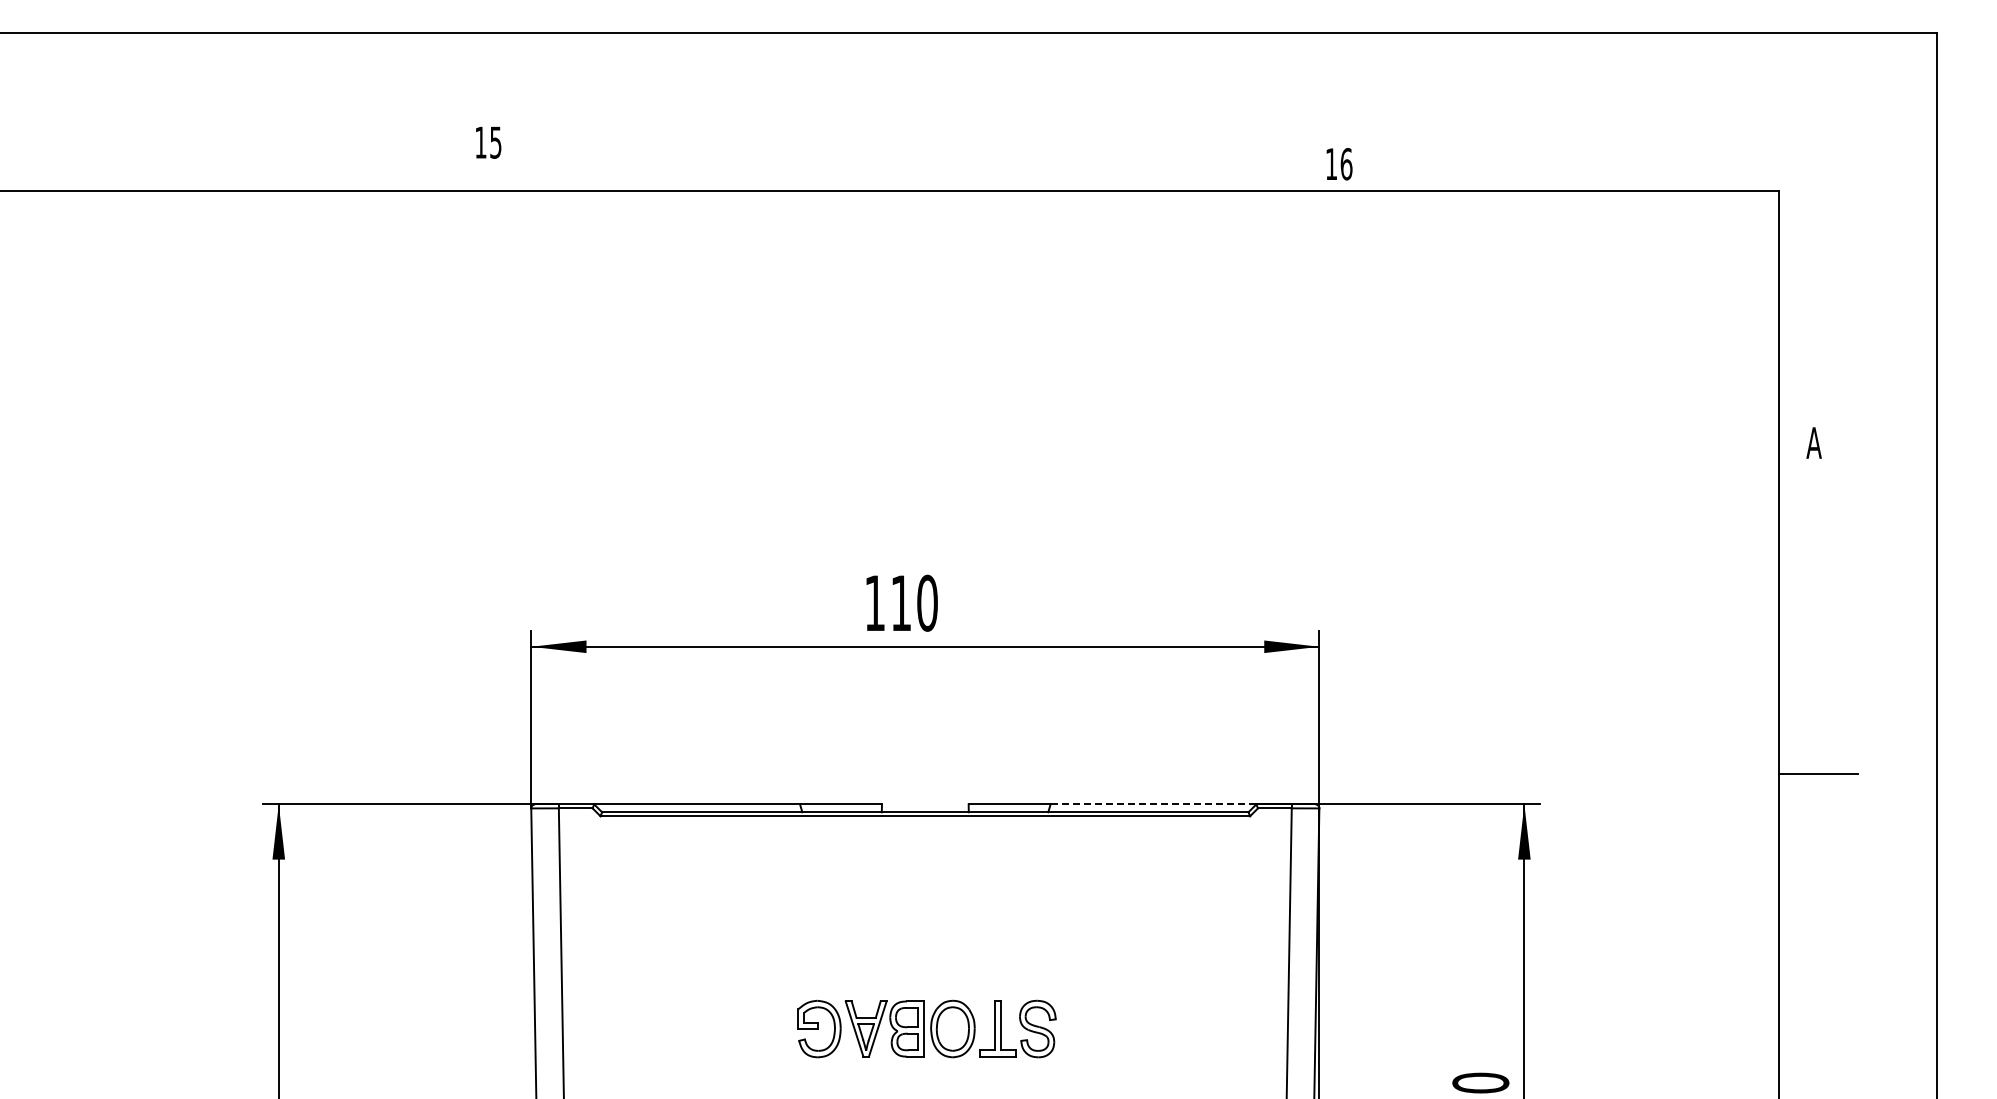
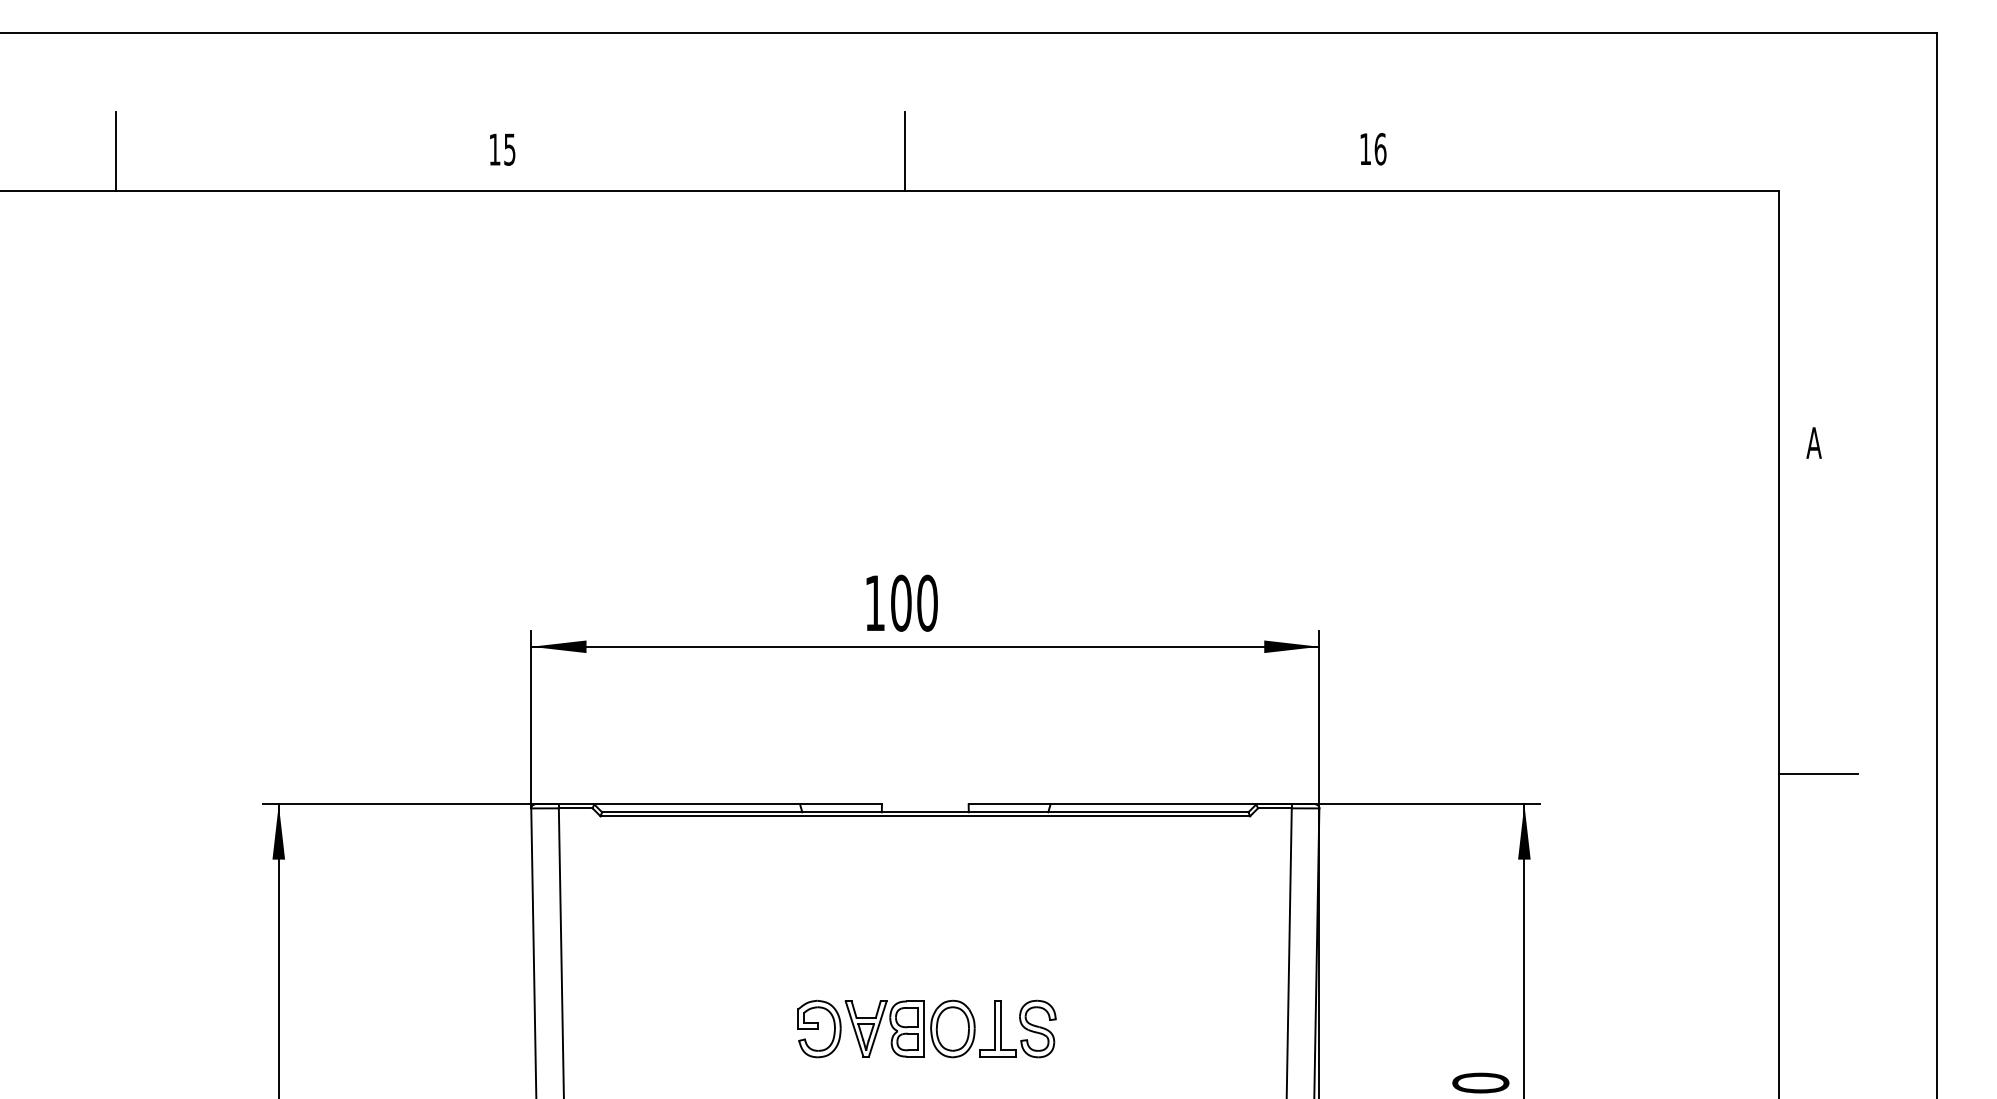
text position: (488, 142) -> (502, 149) (502, 149)
line: none -> present (116, 150)
line: none -> present (904, 150)
text position: (1339, 164) -> (1373, 149) (1373, 149)
text: 110 -> 100 (901, 602)
line: dashed -> solid (1153, 804)
